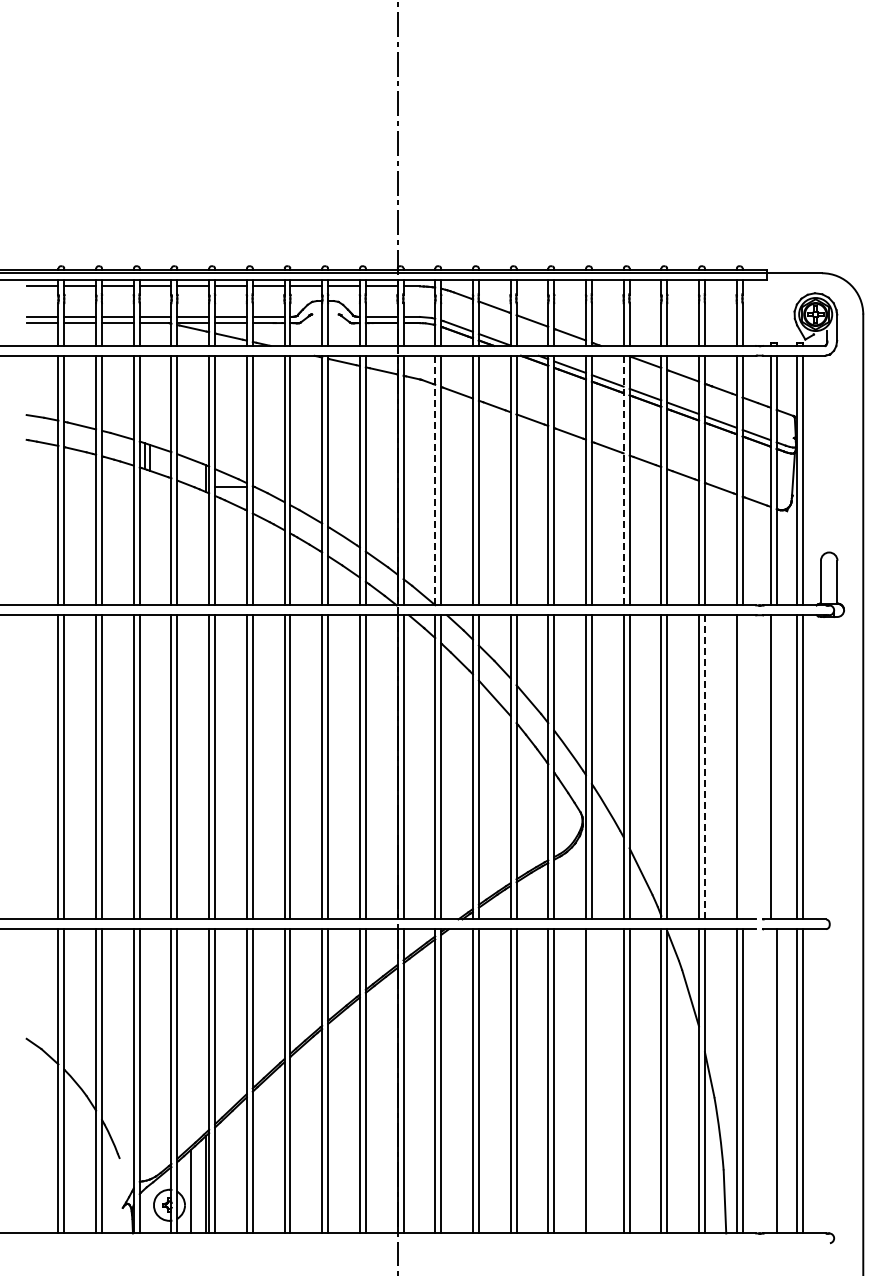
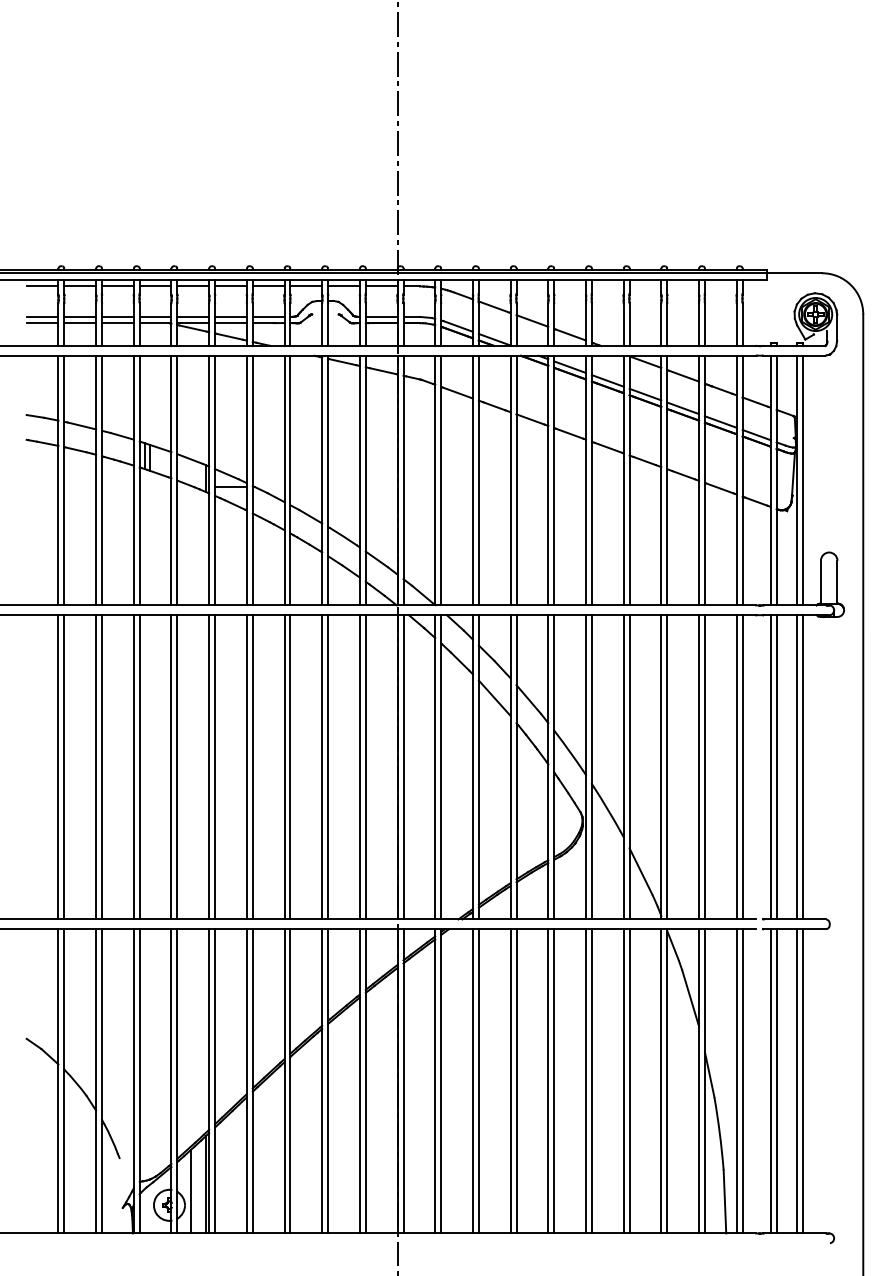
line: dashed -> solid (435, 480)
line: dashed -> solid (623, 480)
line: dashed -> solid (704, 766)
line: none -> present (742, 767)
line: none -> present (776, 767)
line: none -> present (591, 1081)
line: none -> present (770, 1081)
